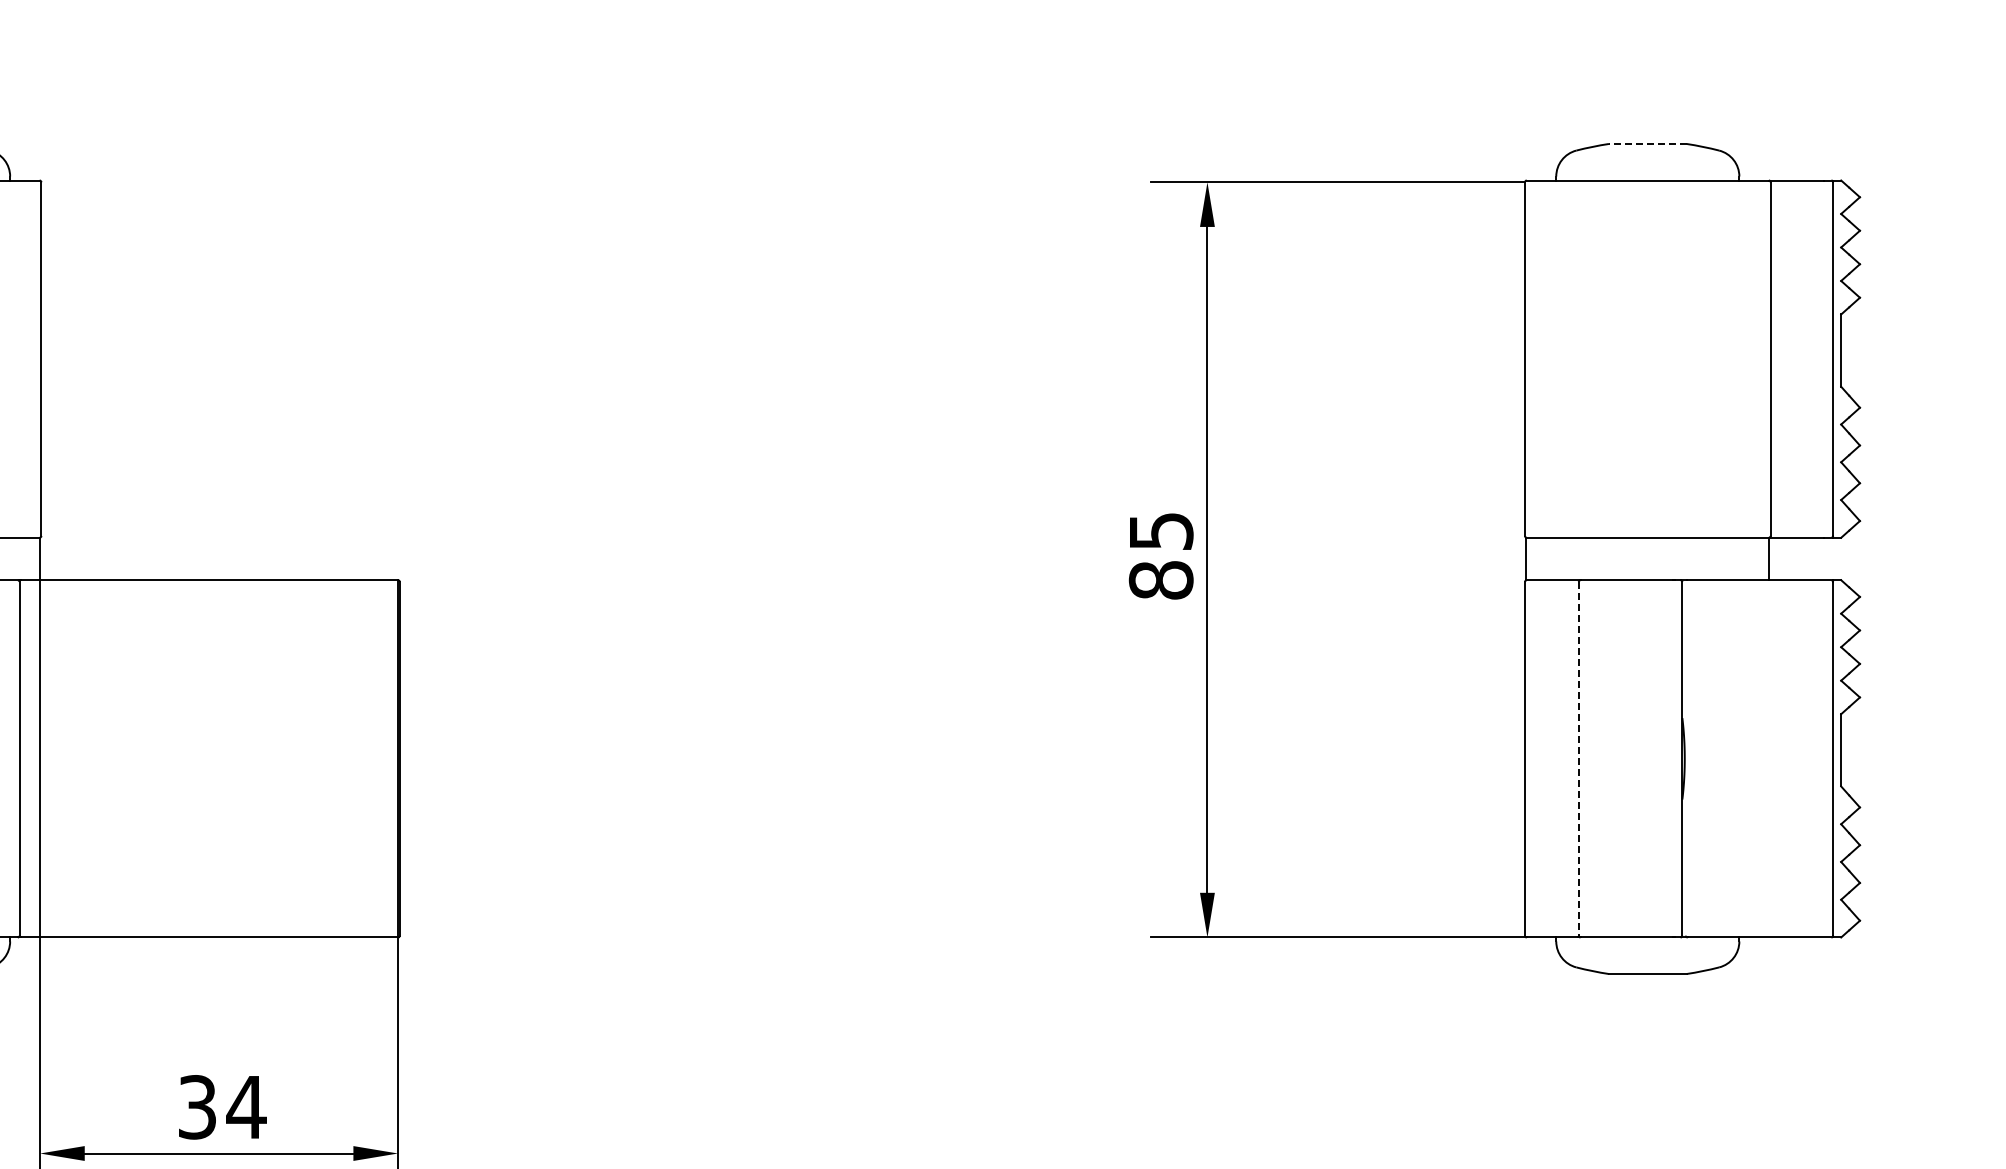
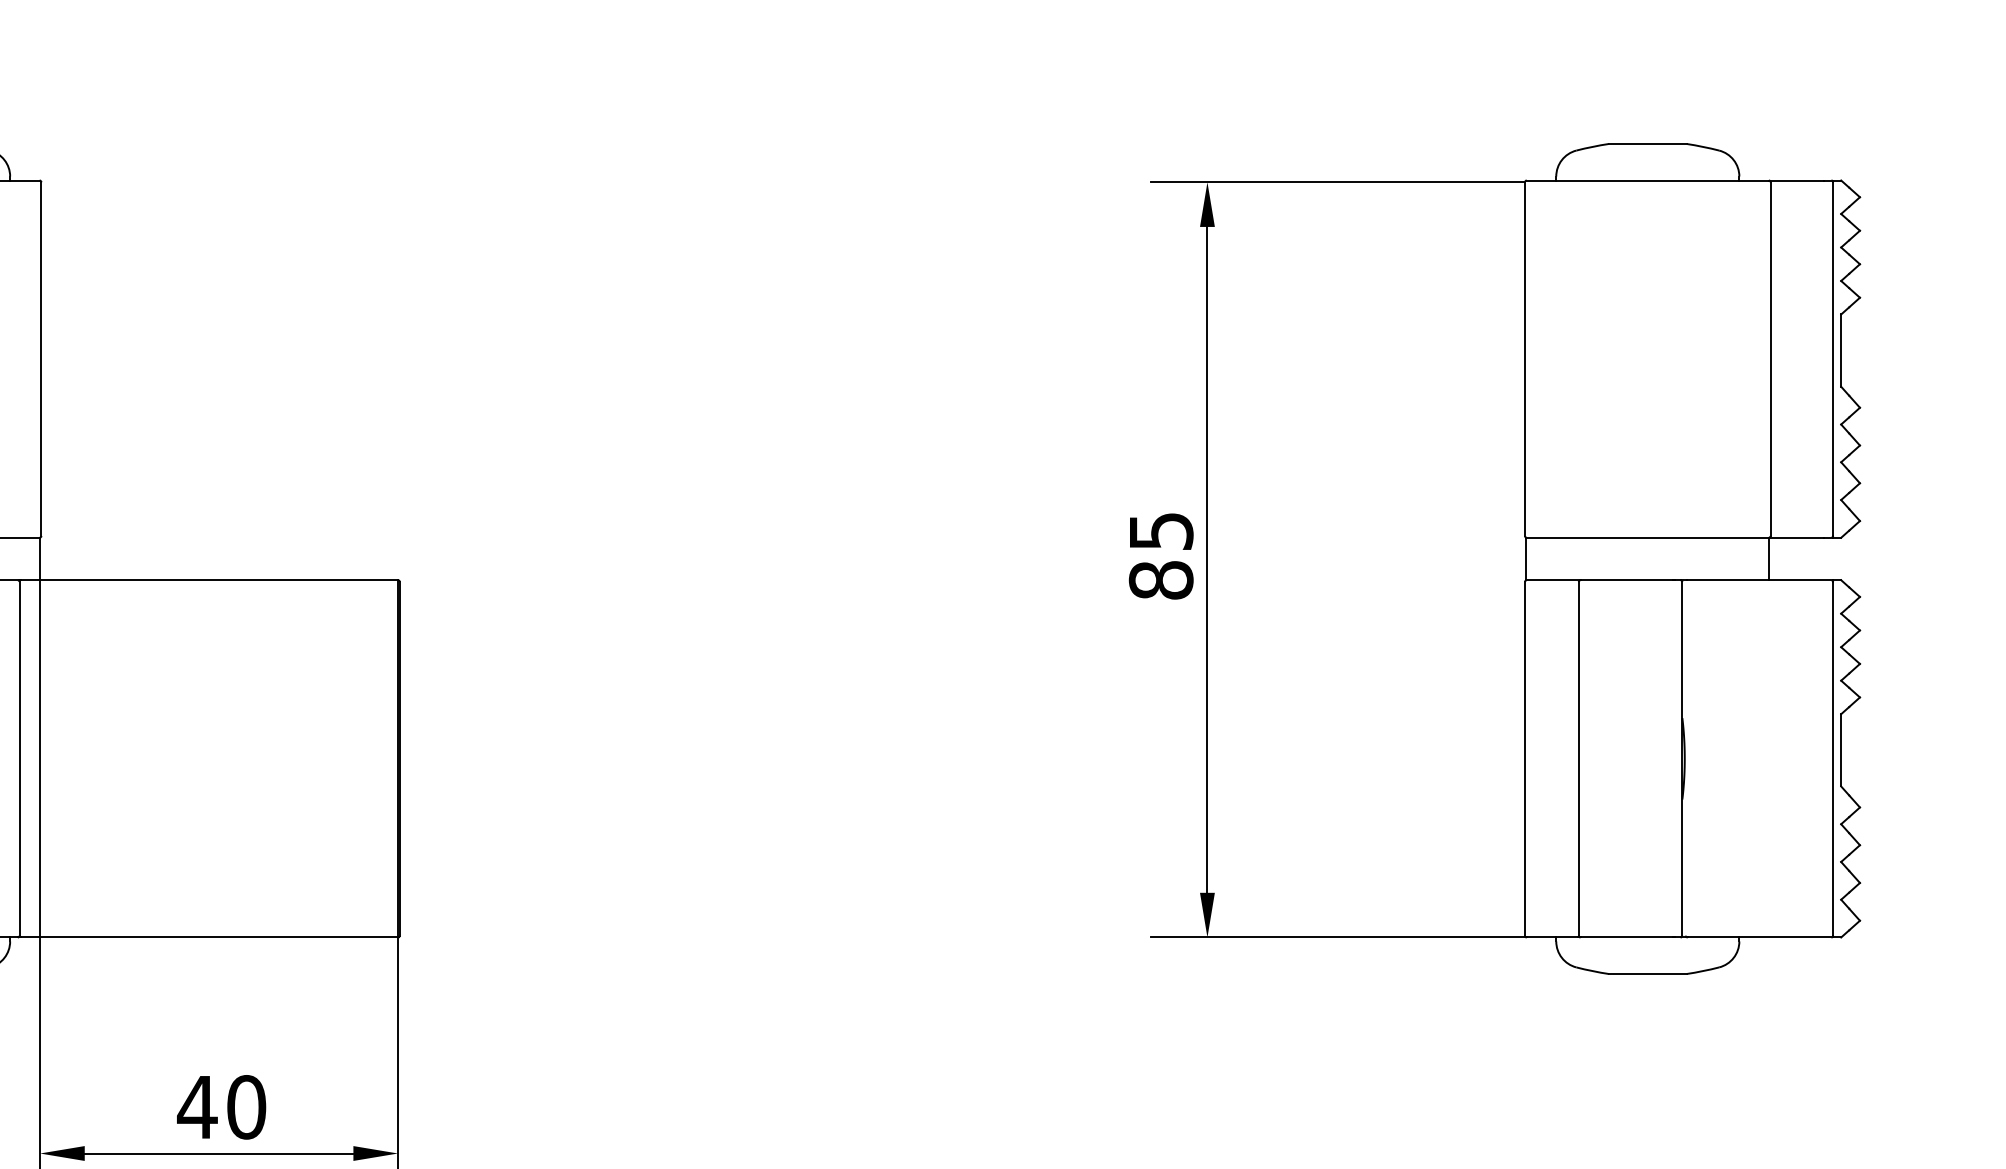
line: dashed -> solid (1647, 143)
line: dashed -> solid (1578, 758)
text: 34 -> 40 (221, 1107)
